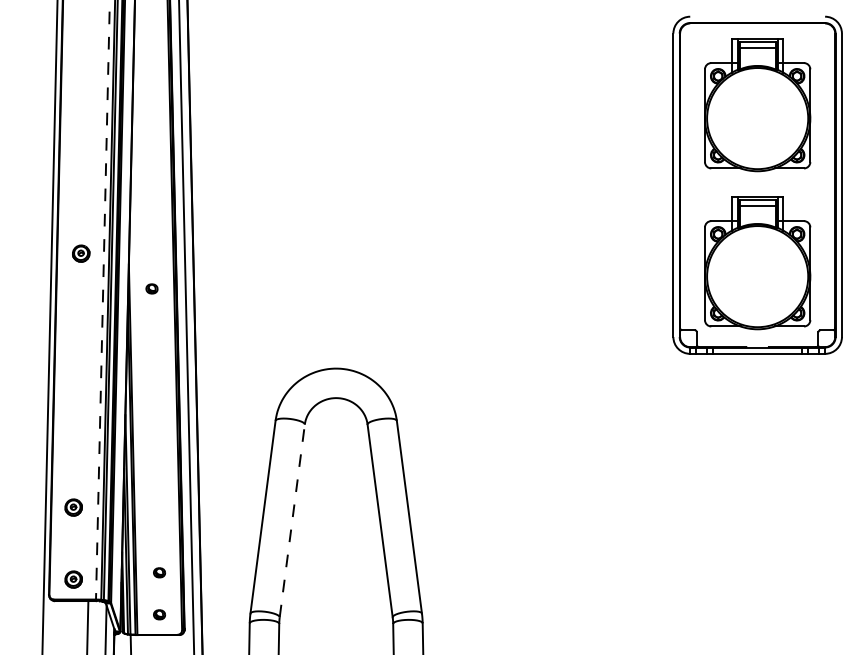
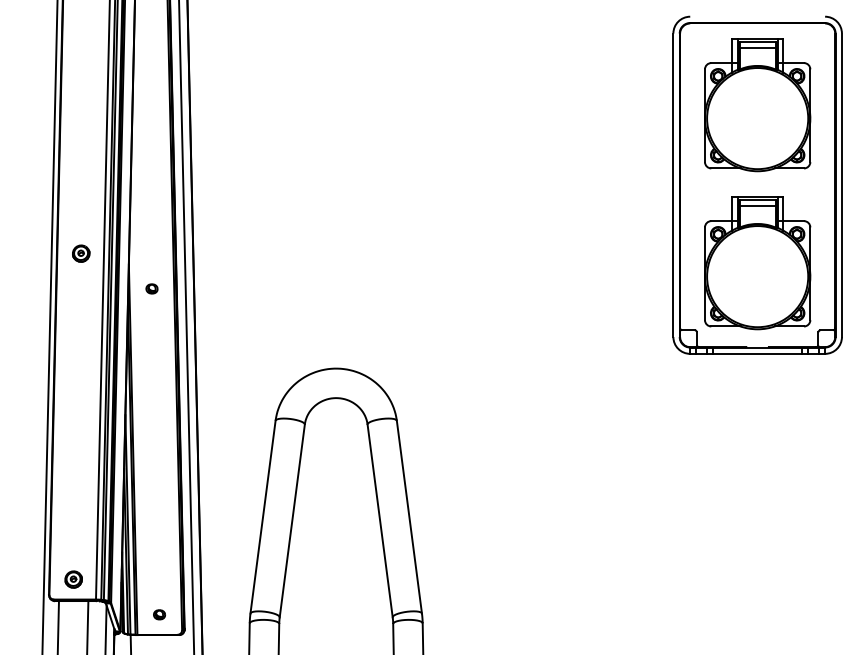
line: dashed -> solid (102, 300)
part: present -> none (73, 507)
line: dashed -> solid (292, 520)
part: present -> none (159, 572)
line: none -> present (57, 626)
